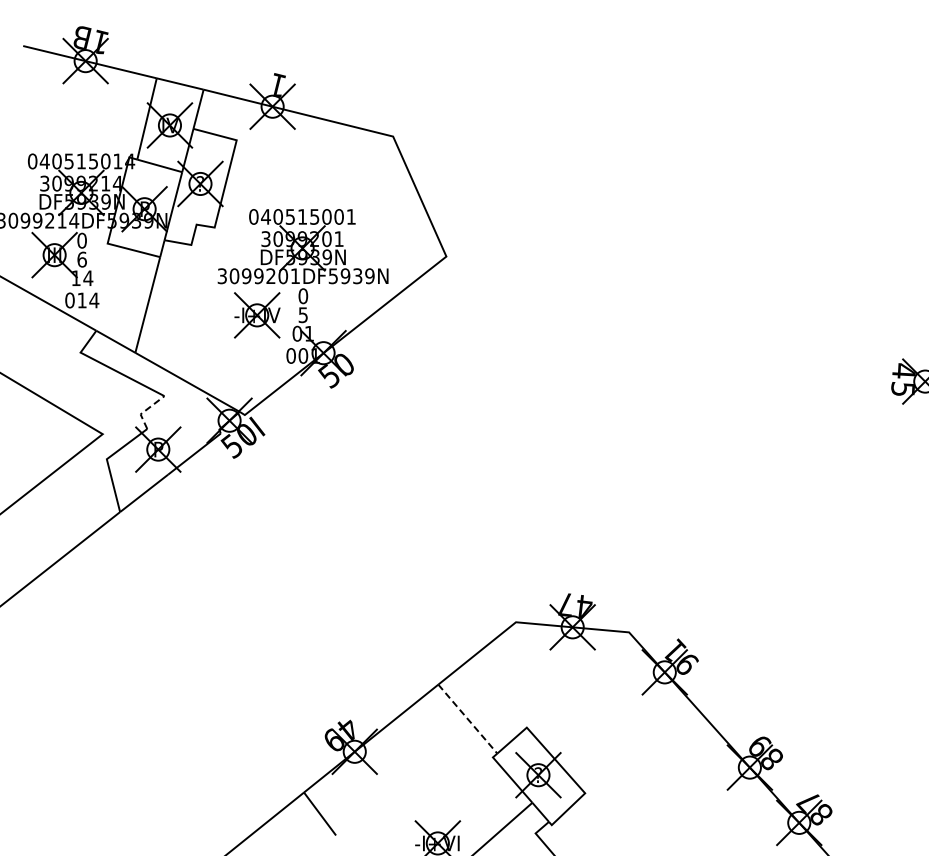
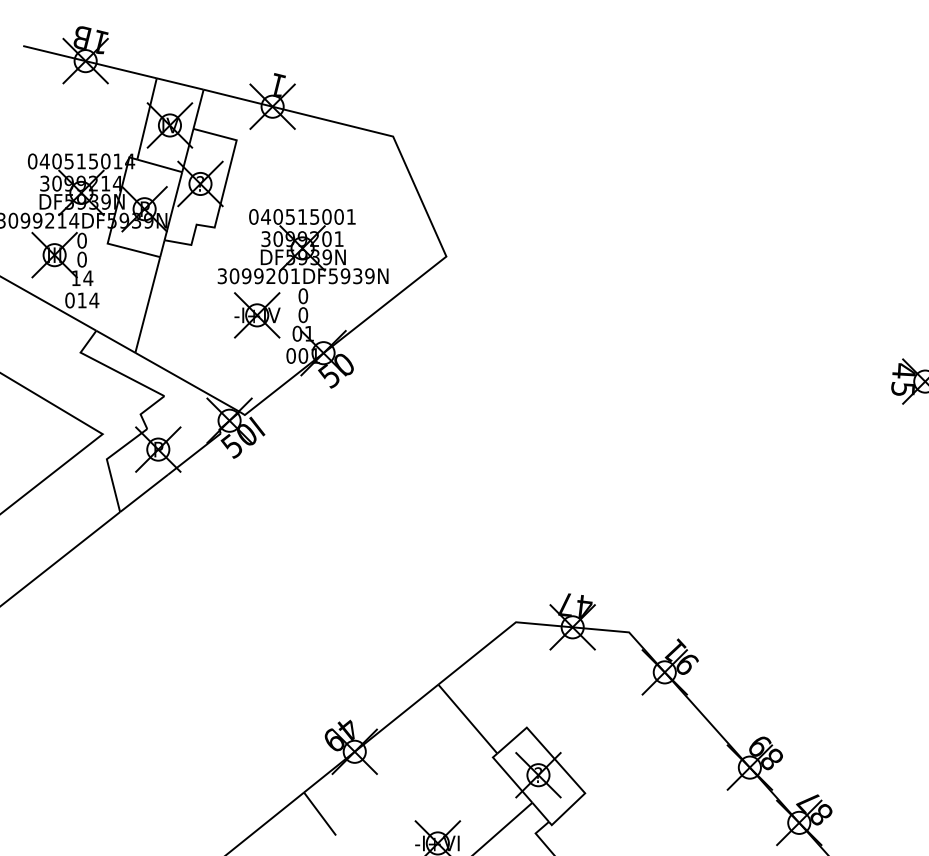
text: 6 -> 0 (81, 259)
text: 5 -> 0 (303, 315)
line: dashed -> solid (146, 410)
line: dashed -> solid (468, 719)
